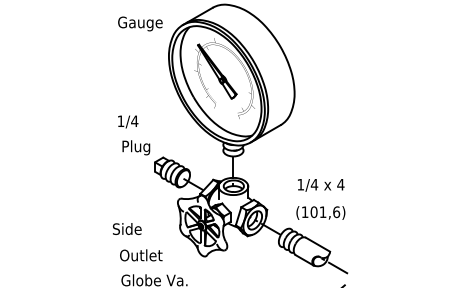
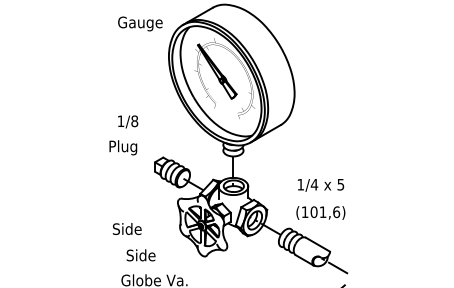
text: 1/4 -> 1/8 (134, 121)
text position: (136, 147) -> (123, 147) (123, 147)
text: 4 -> 5 (340, 184)
text: Outlet -> Side (141, 255)
